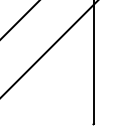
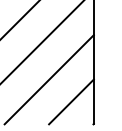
line position: (48, 49) -> (42, 42) (42, 42)
line: none -> present (48, 79)
line: none -> present (71, 101)
